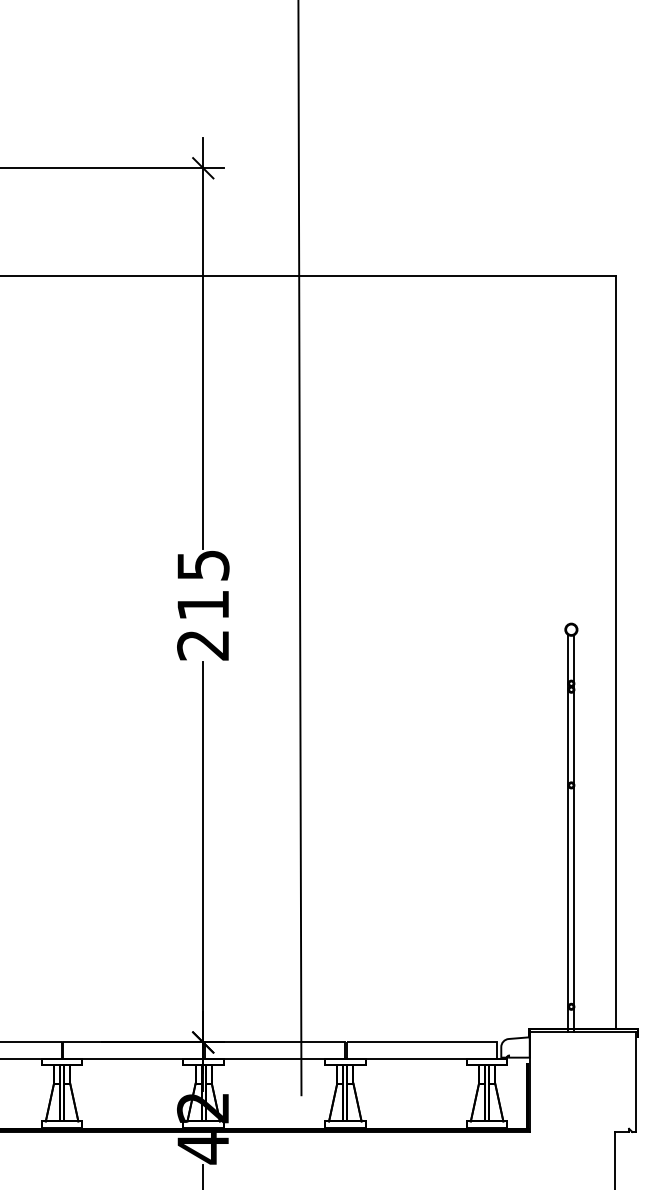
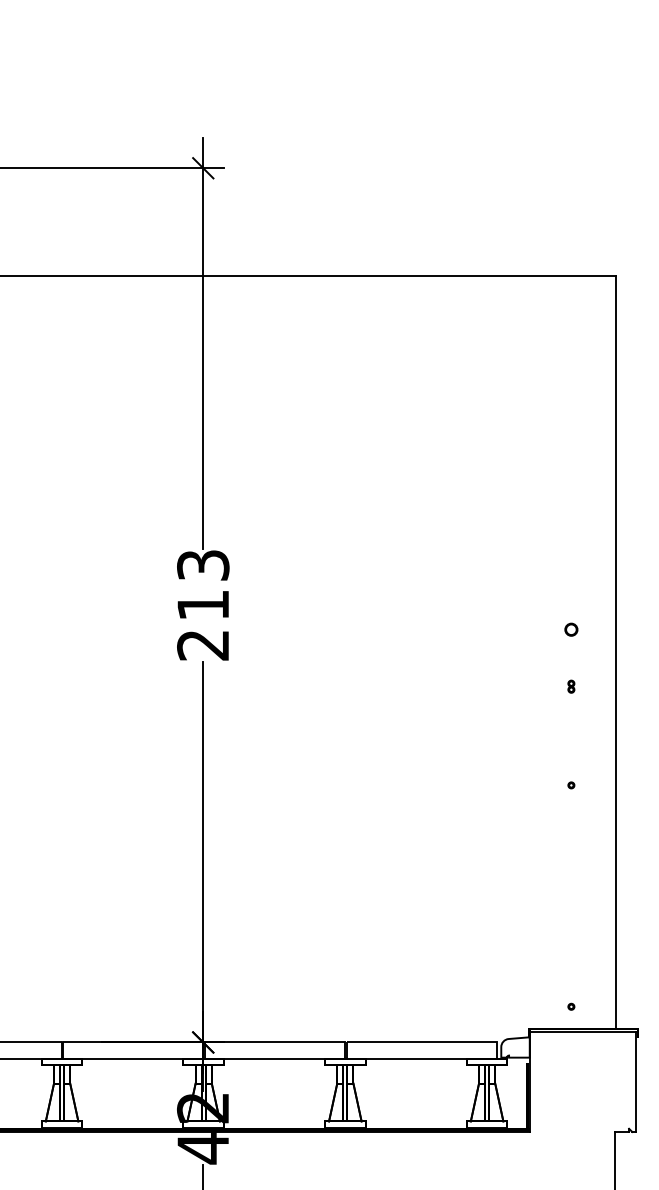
line: present -> none (299, 548)
text: 215 -> 213 (202, 565)
line: present -> none (568, 833)
line: present -> none (574, 833)
